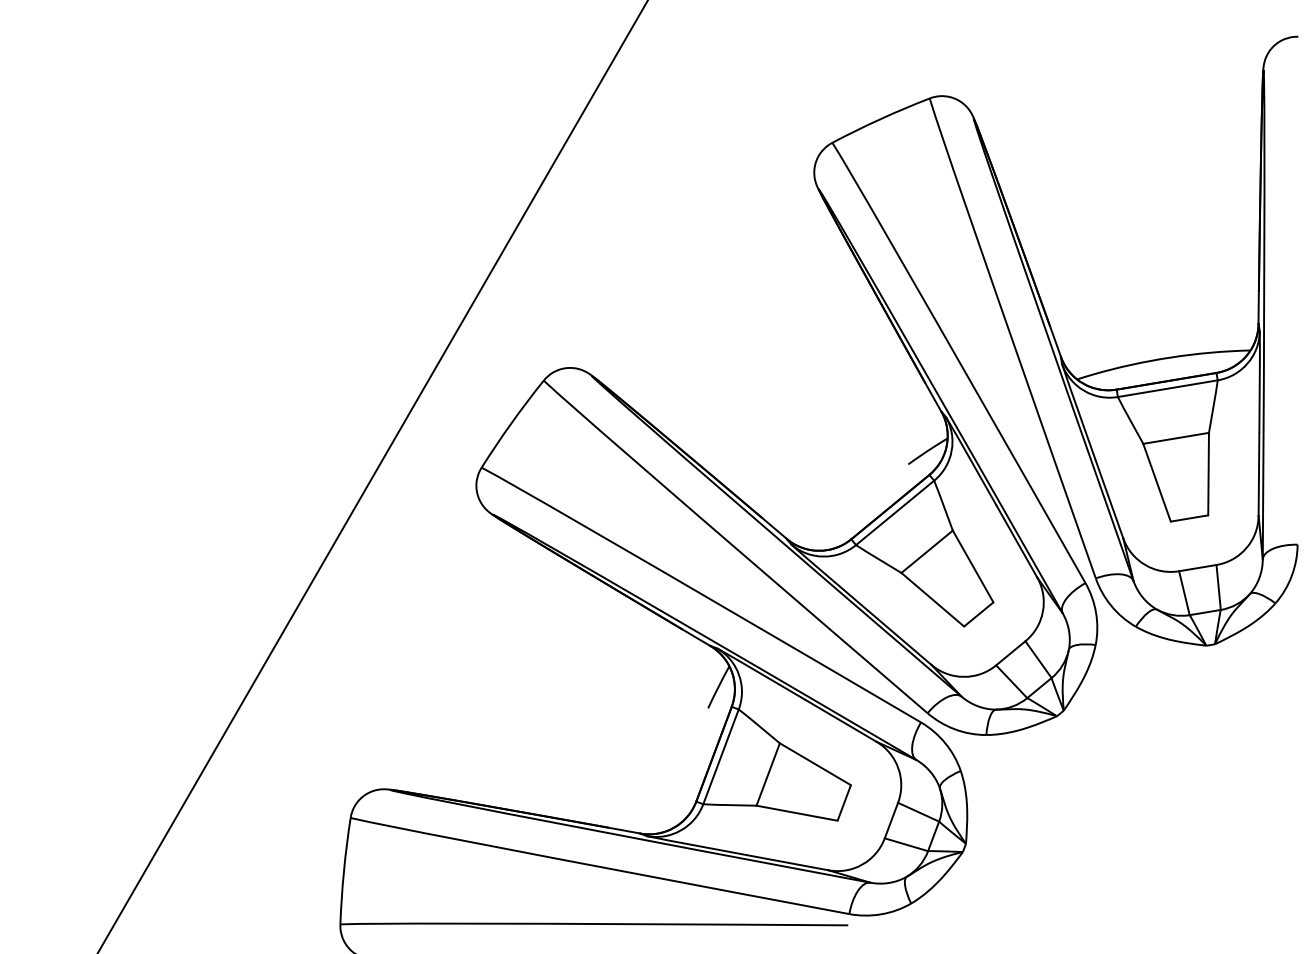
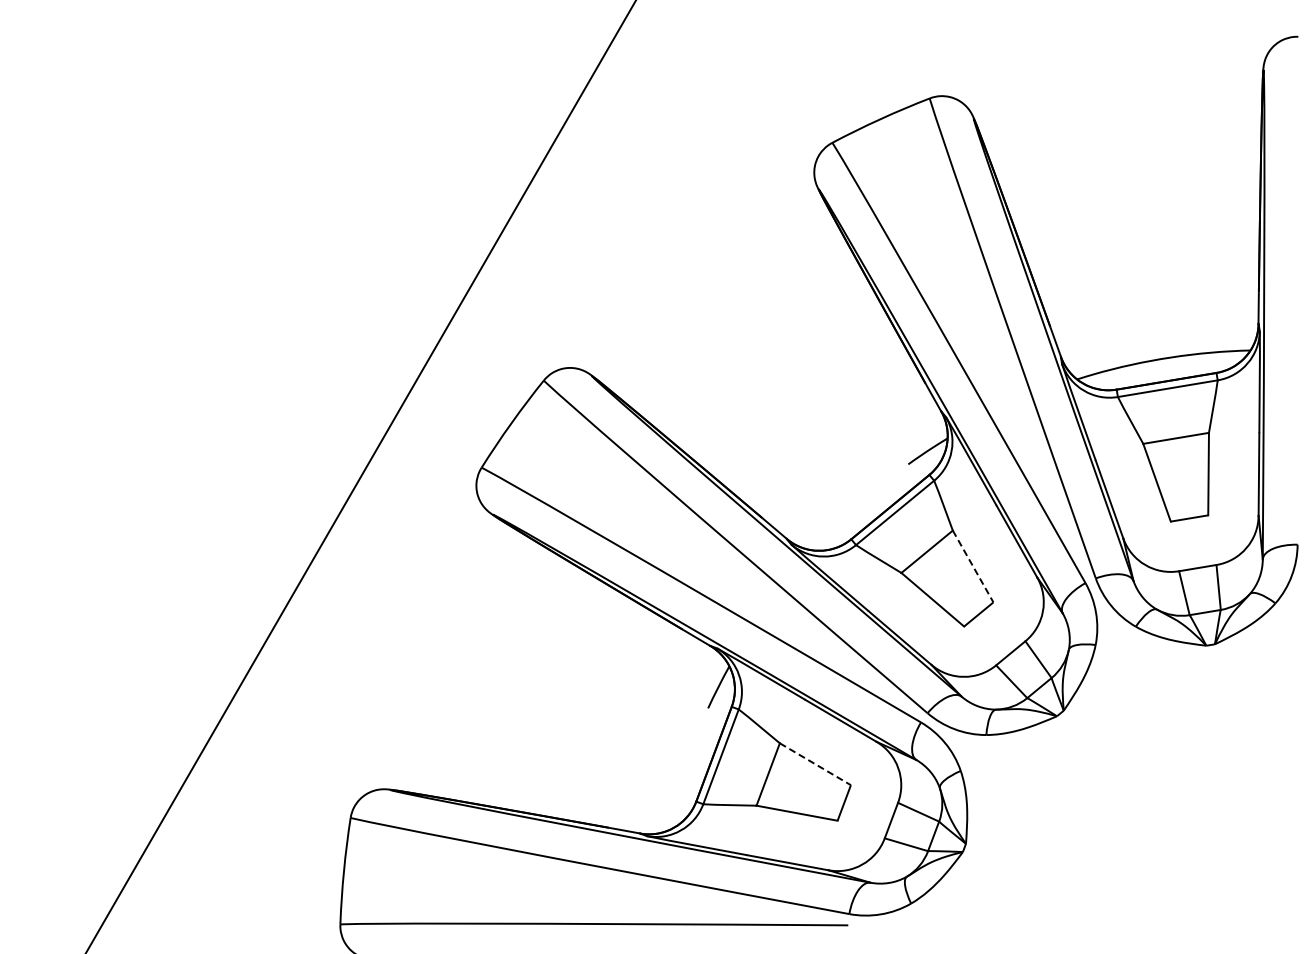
line position: (372, 476) -> (361, 476) (361, 476)
line: solid -> dashed (973, 566)
line: solid -> dashed (815, 764)
